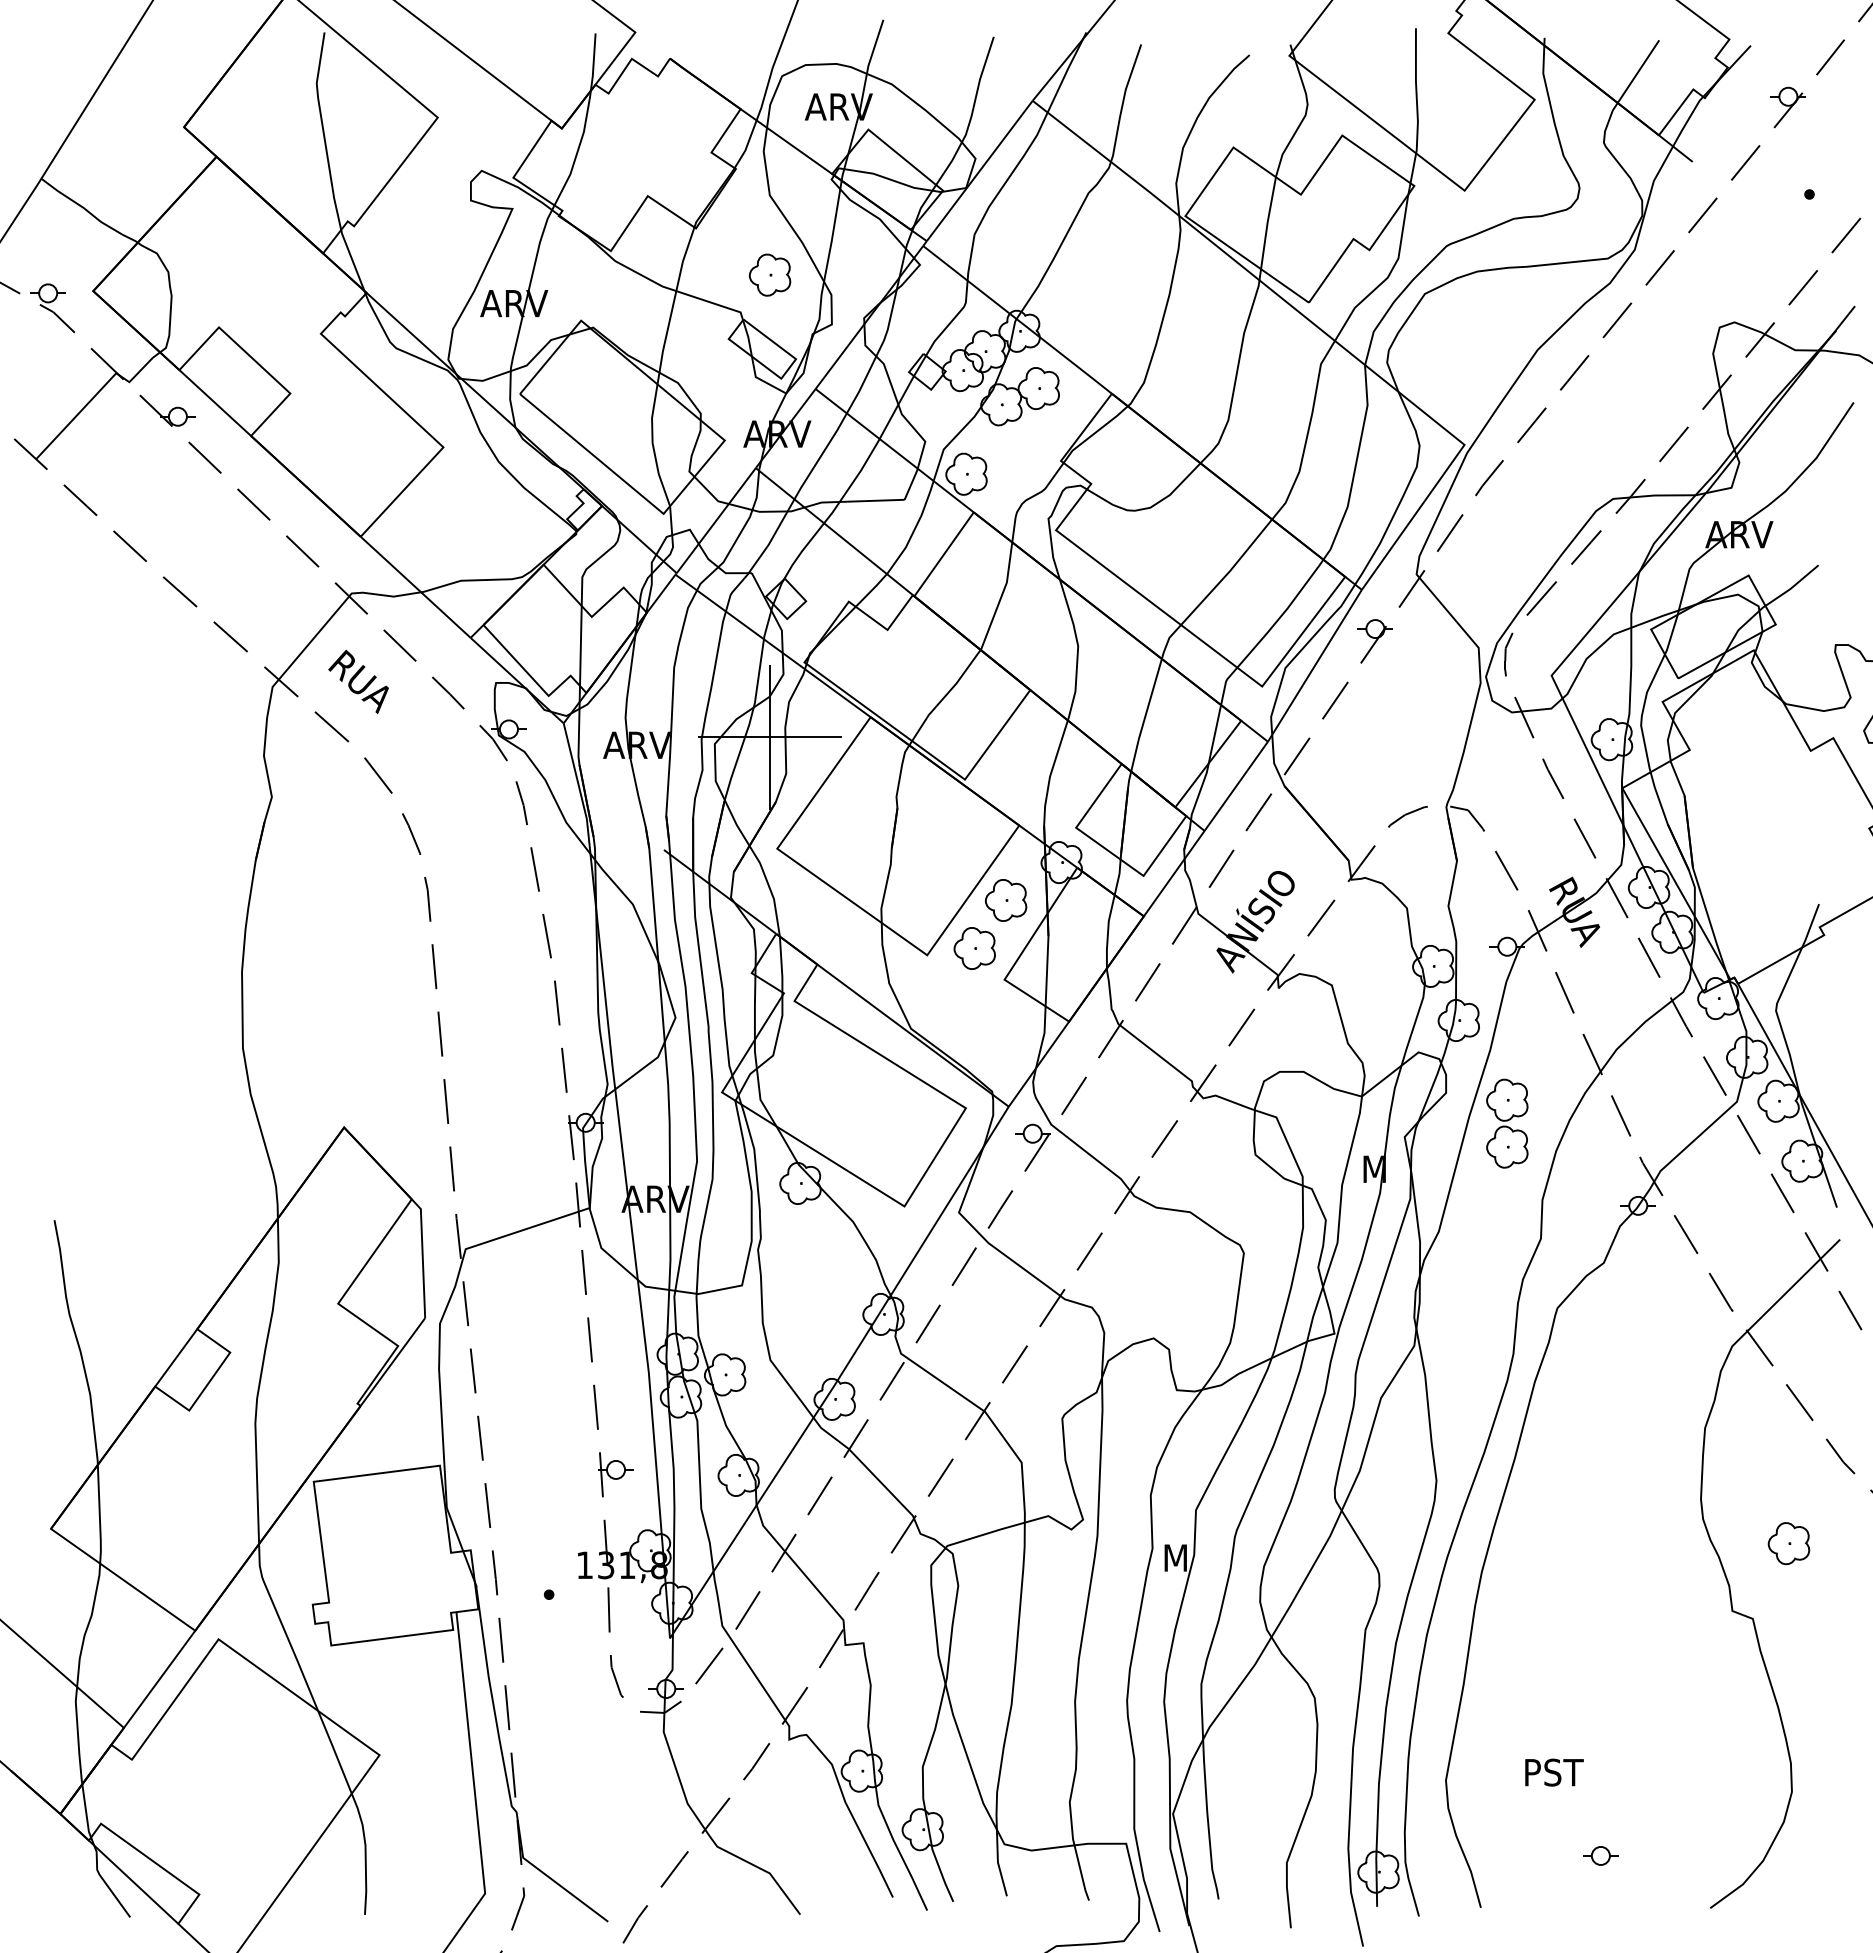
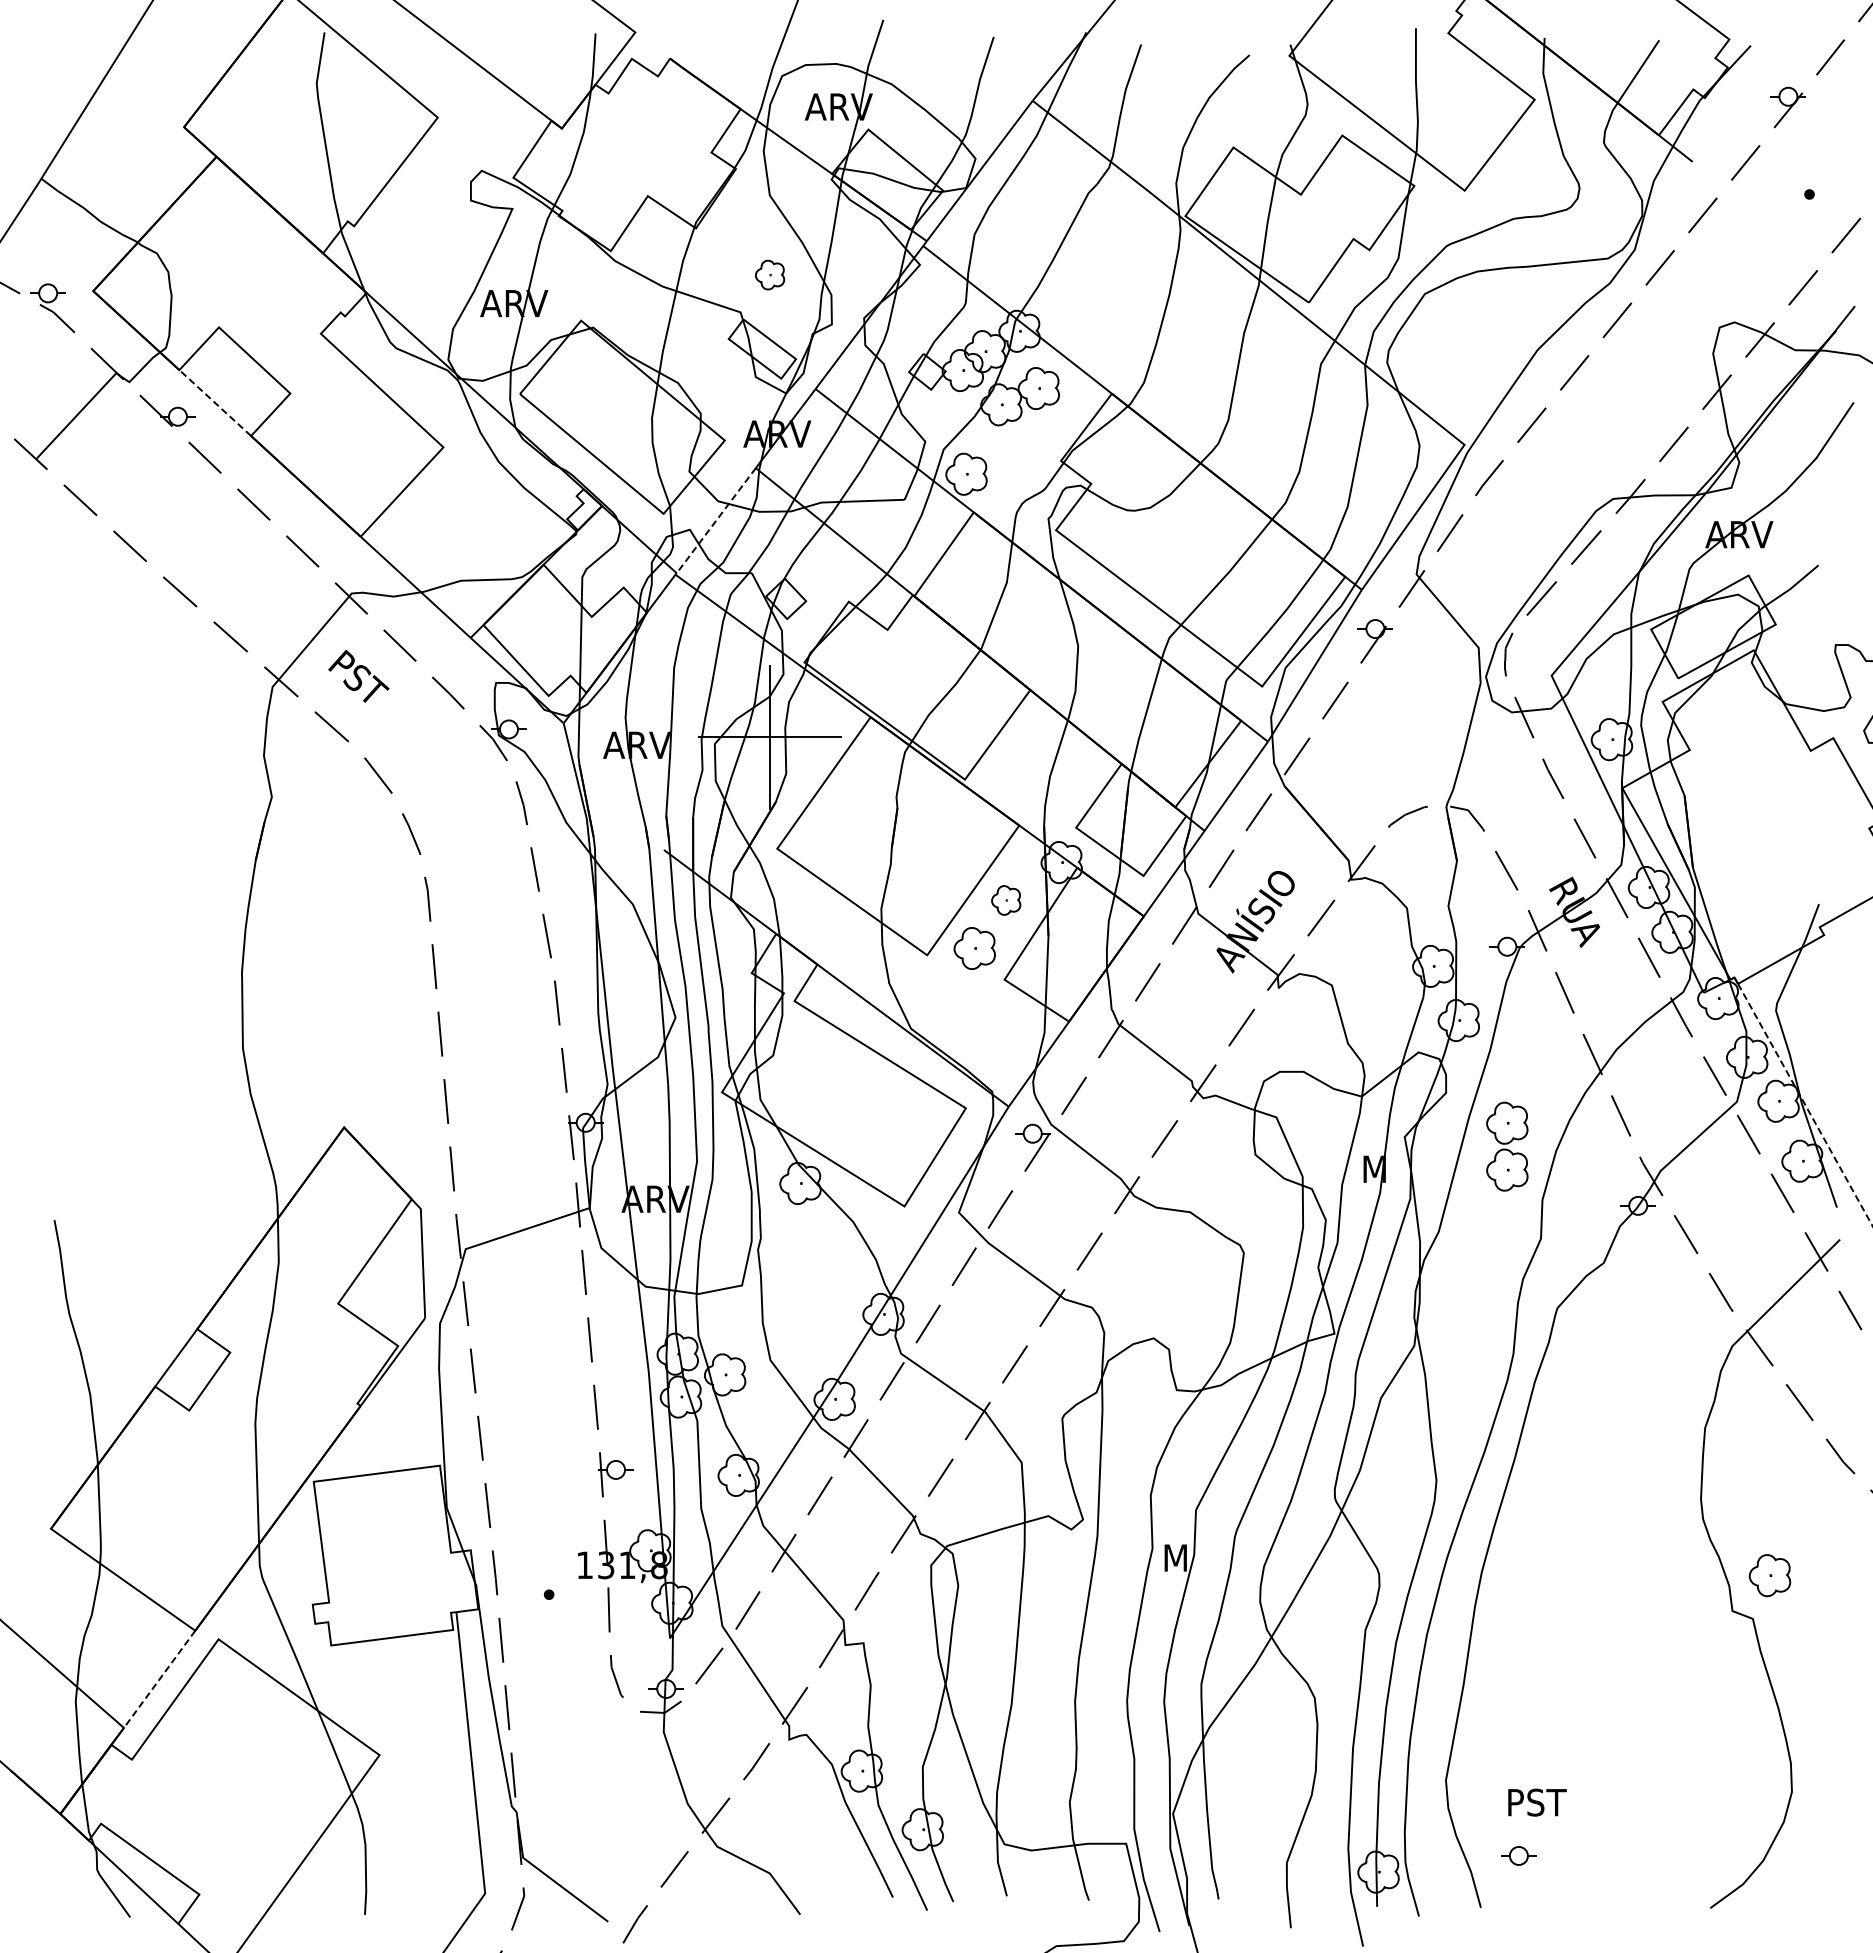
part size: 44x44 px -> 31x32 px (770, 274)
line: solid -> dashed (215, 403)
line: solid -> dashed (716, 520)
text: RUA -> PST (363, 686)
part size: 43x43 px -> 31x31 px (1006, 900)
line: solid -> dashed (1805, 1105)
part position: (1507, 1123) -> (1507, 1146) (1507, 1146)
part position: (1788, 1543) -> (1769, 1575) (1769, 1575)
line: solid -> dashed (159, 1679)
text position: (1554, 1772) -> (1537, 1802) (1537, 1802)
part position: (1600, 1855) -> (1518, 1855) (1518, 1855)
